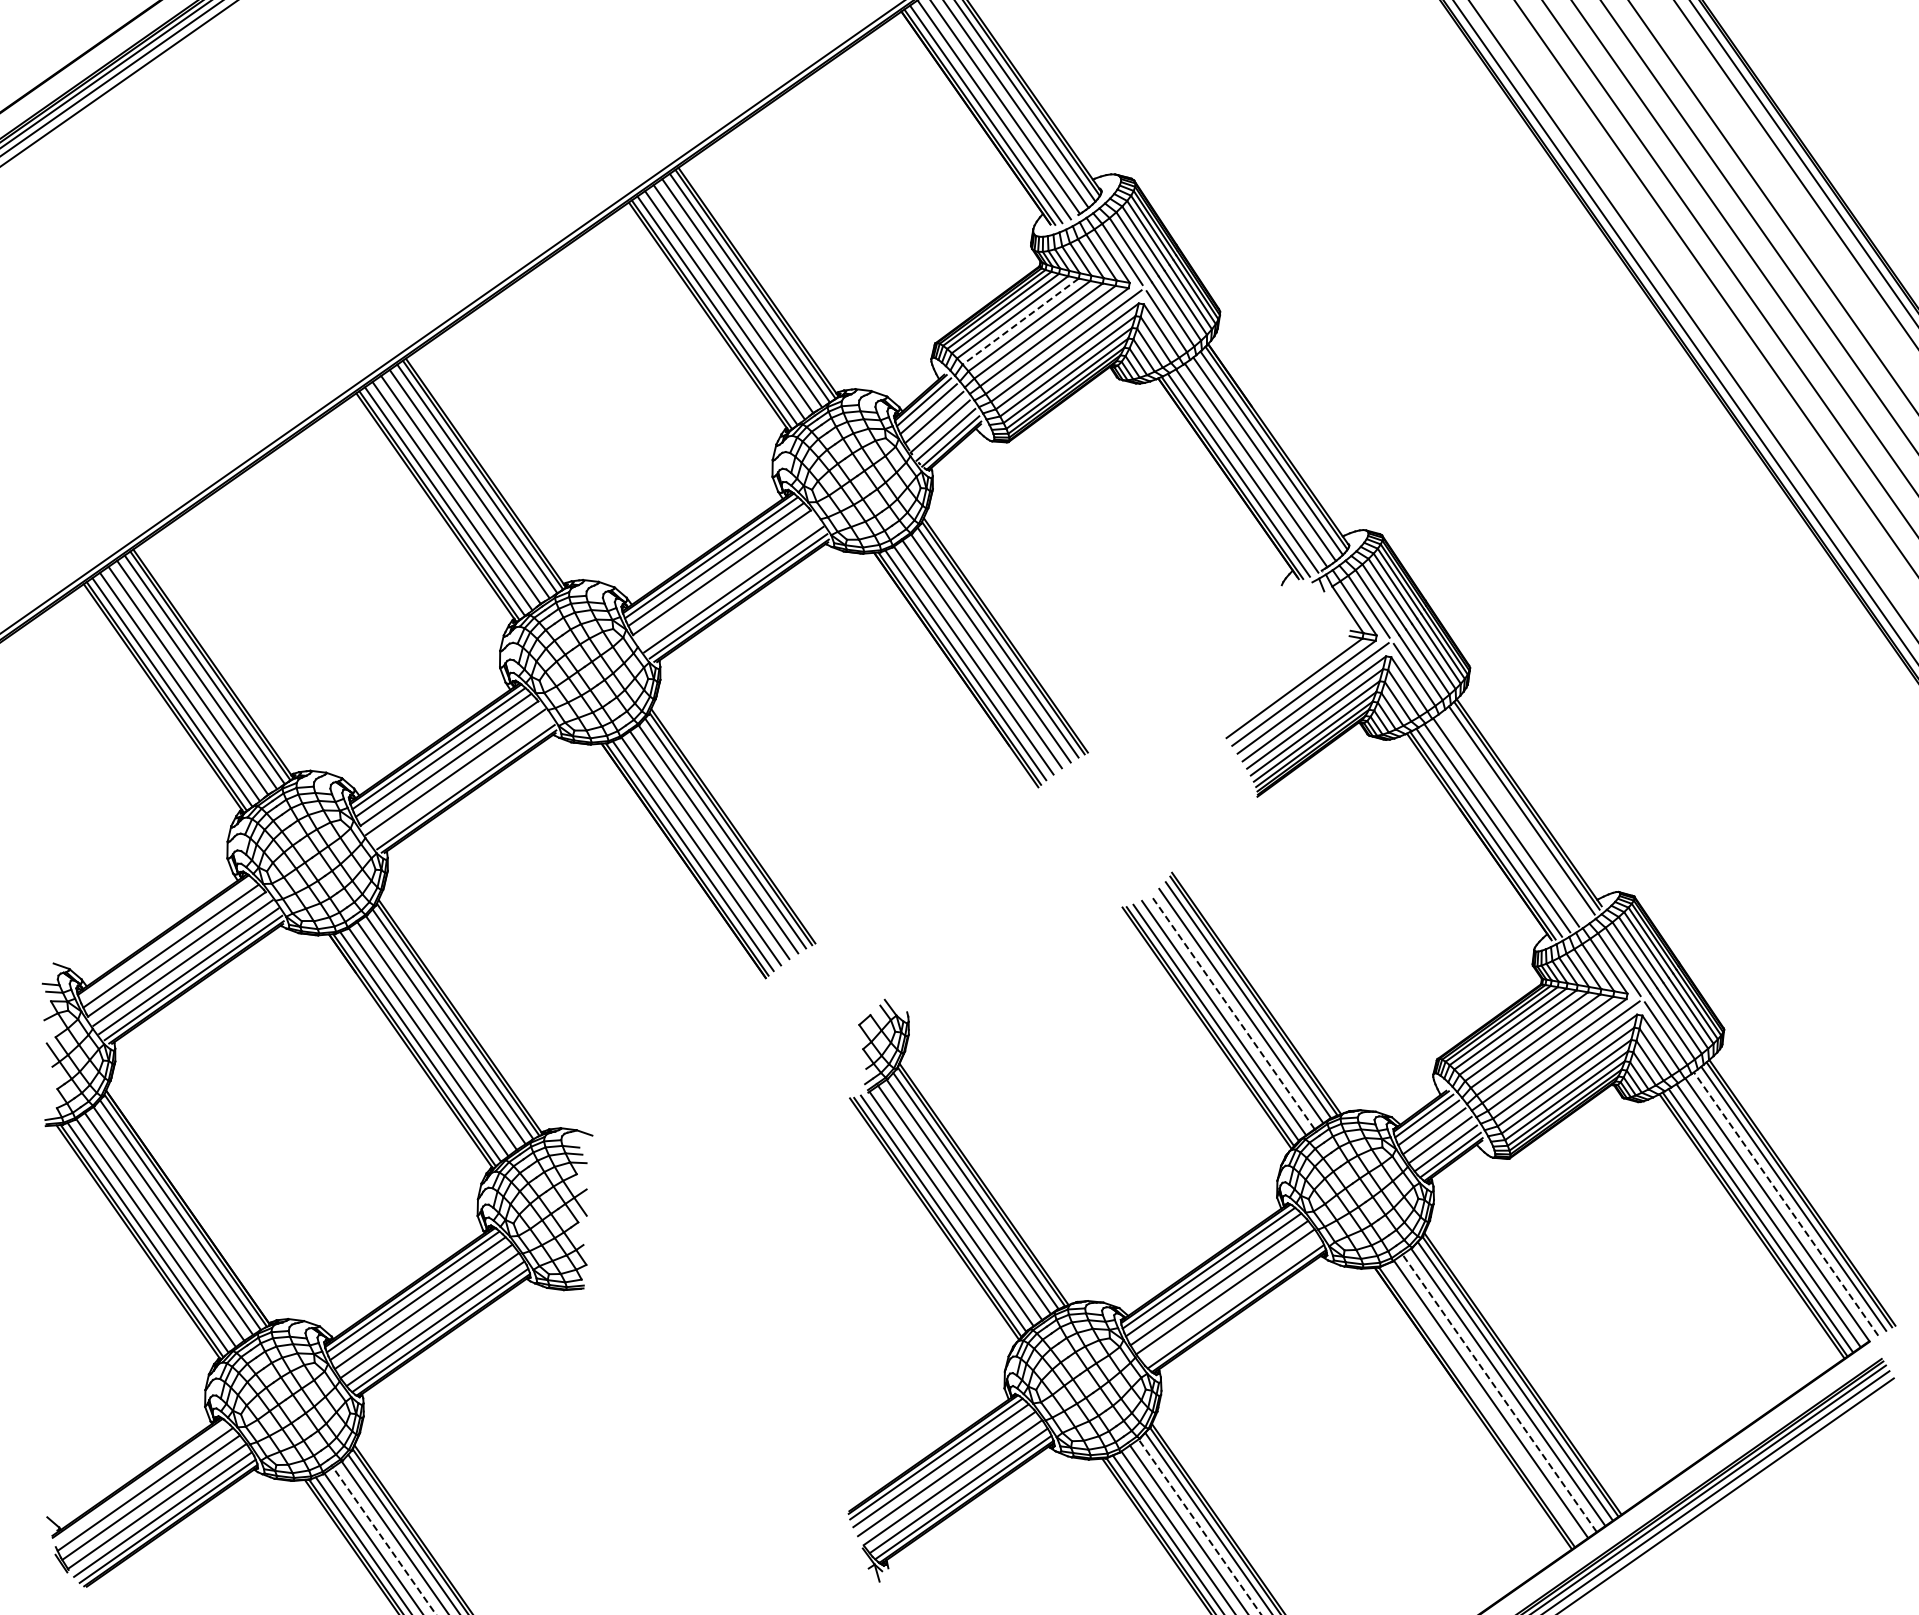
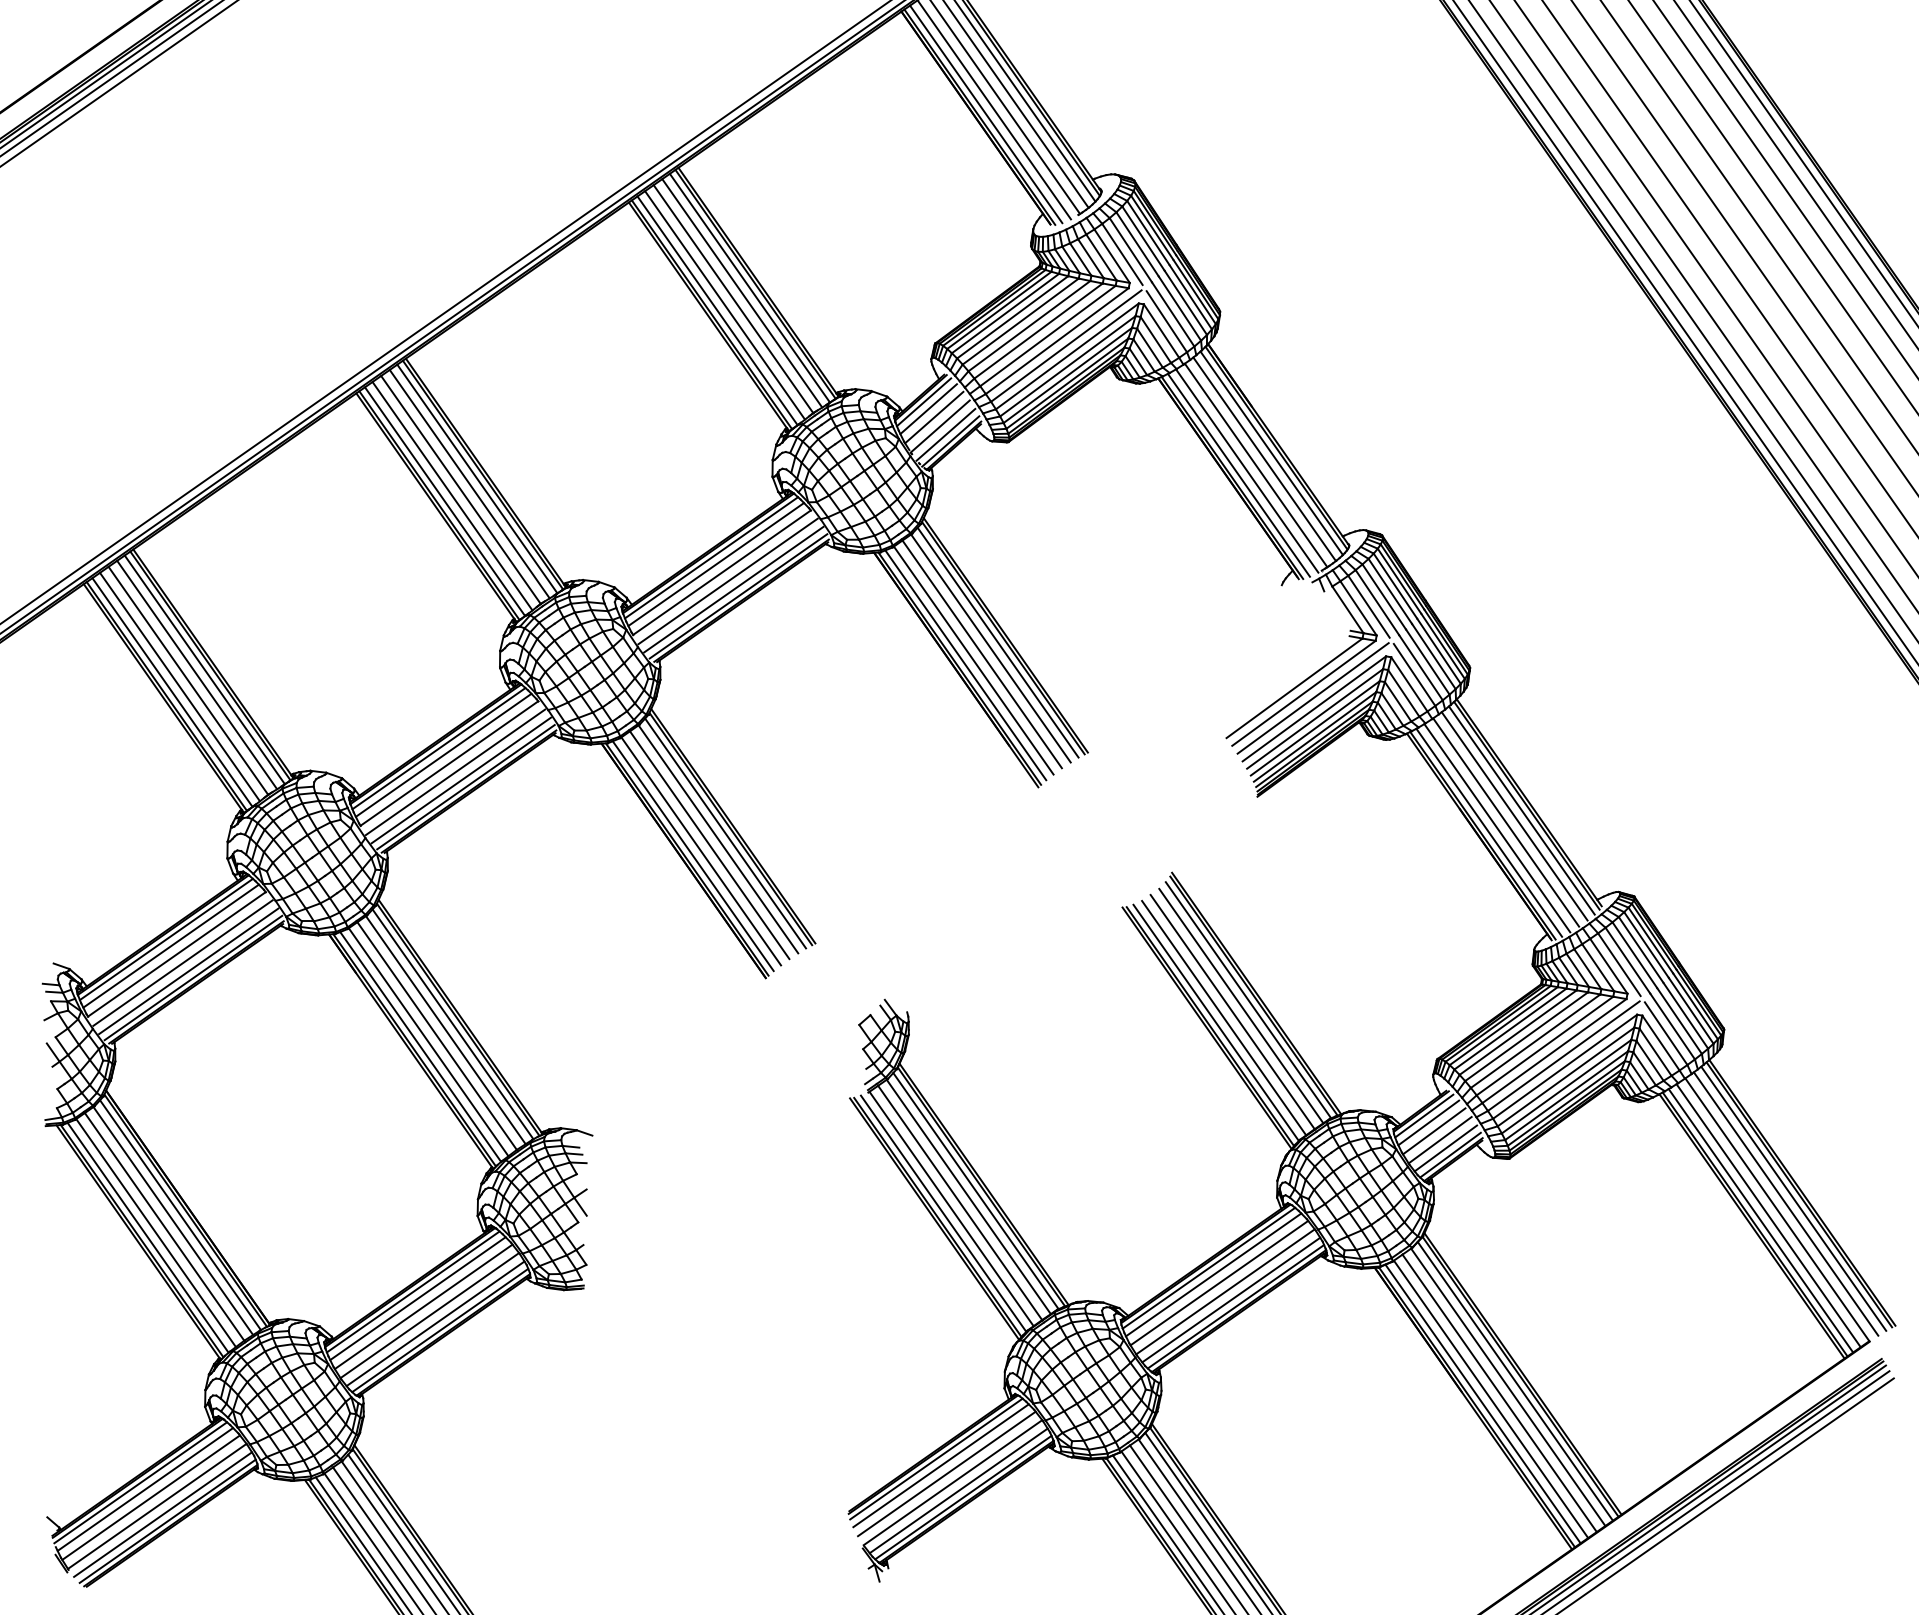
line: none -> present (1784, 188)
line: none -> present (1703, 305)
line: none -> present (445, 312)
line: dashed -> solid (1020, 321)
line: none -> present (727, 581)
line: none -> present (461, 780)
line: none -> present (1514, 816)
line: none -> present (165, 939)
line: dashed -> solid (1232, 1012)
line: dashed -> solid (1786, 1204)
line: none -> present (1231, 1299)
line: dashed -> solid (1499, 1392)
line: none -> present (1482, 1403)
line: none -> present (140, 1482)
line: dashed -> solid (1199, 1527)
line: dashed -> solid (384, 1541)
